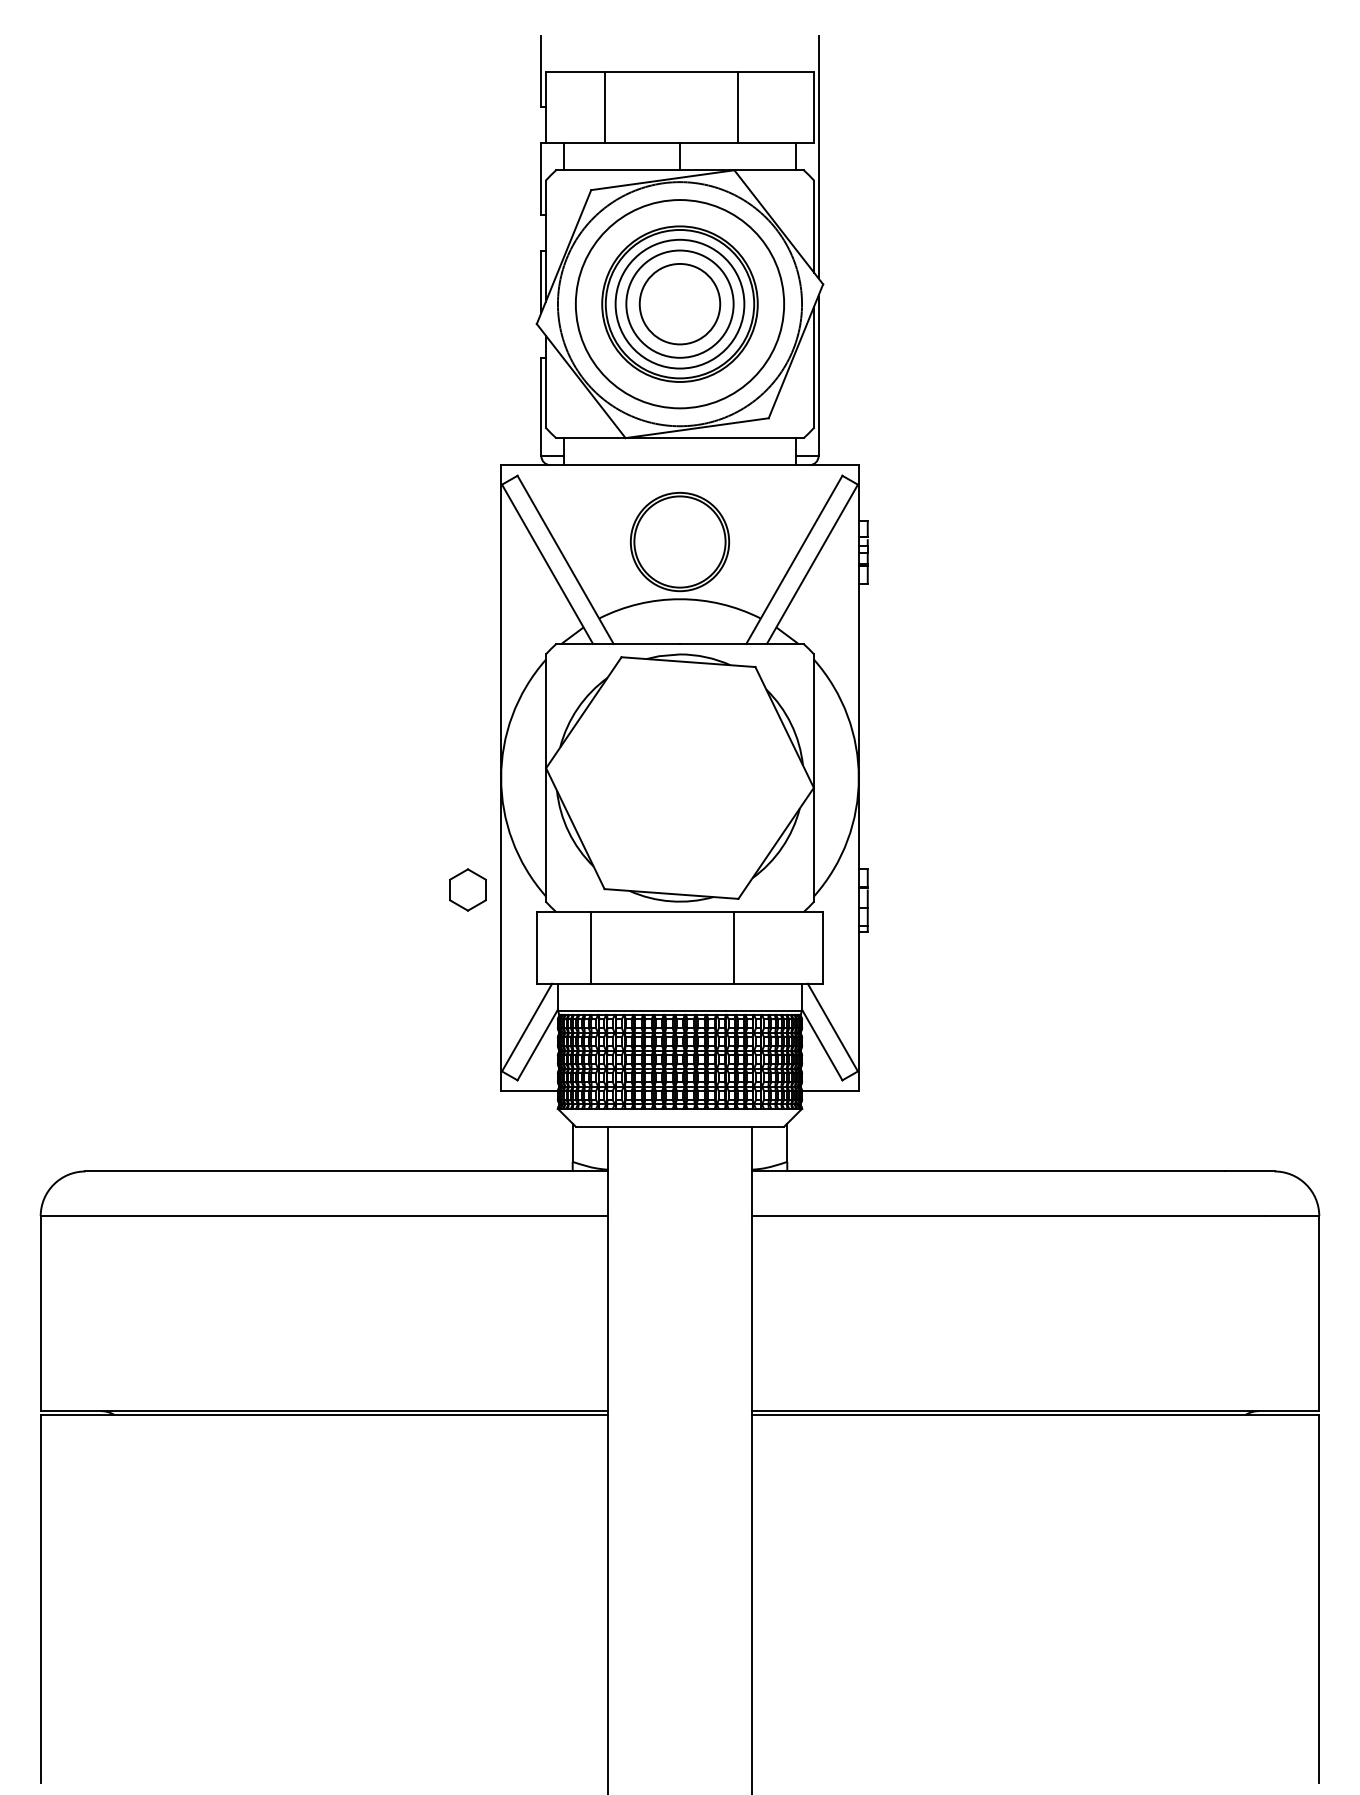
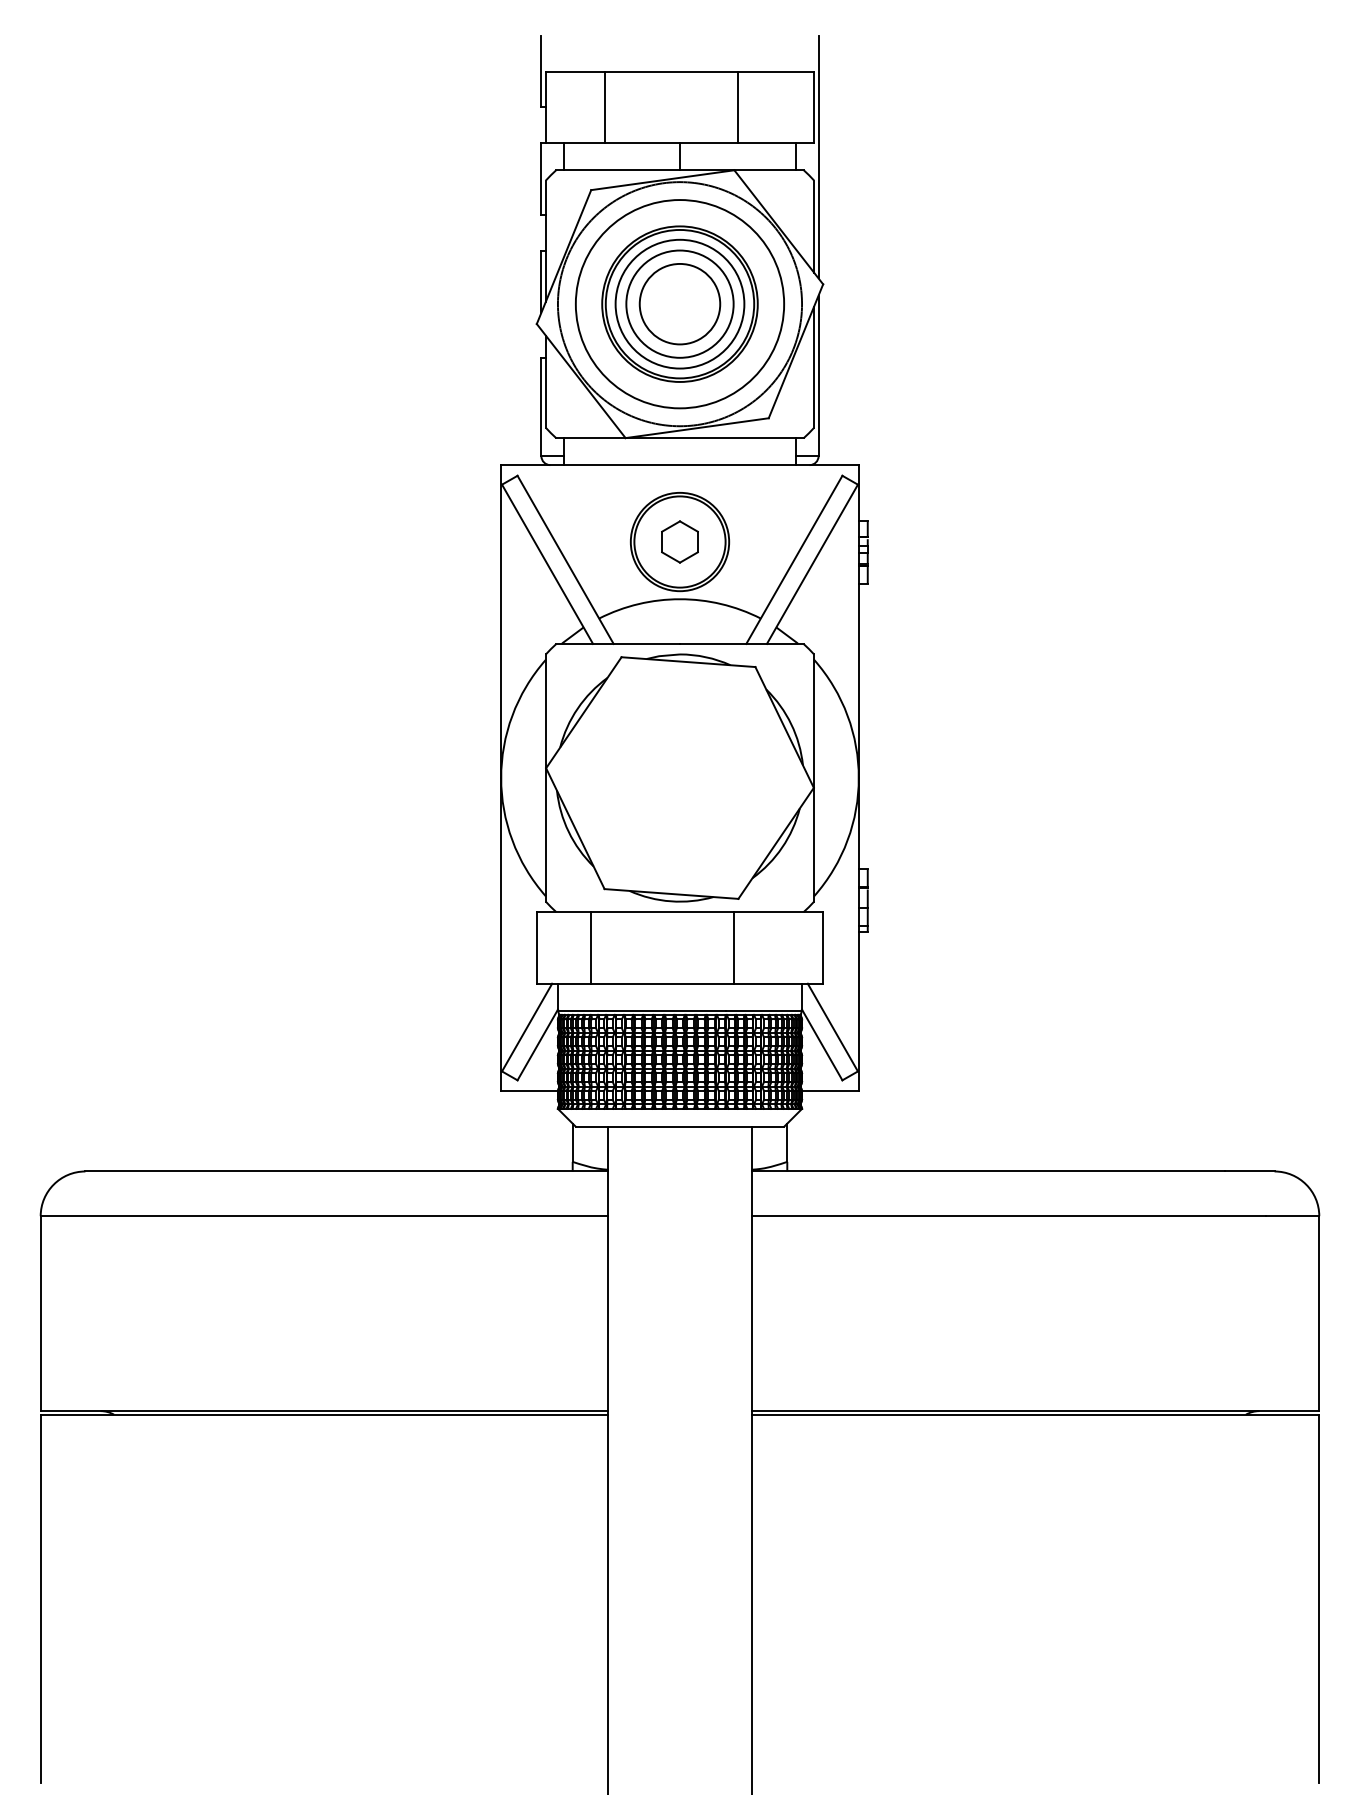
part position: (467, 889) -> (679, 541) (679, 541)
